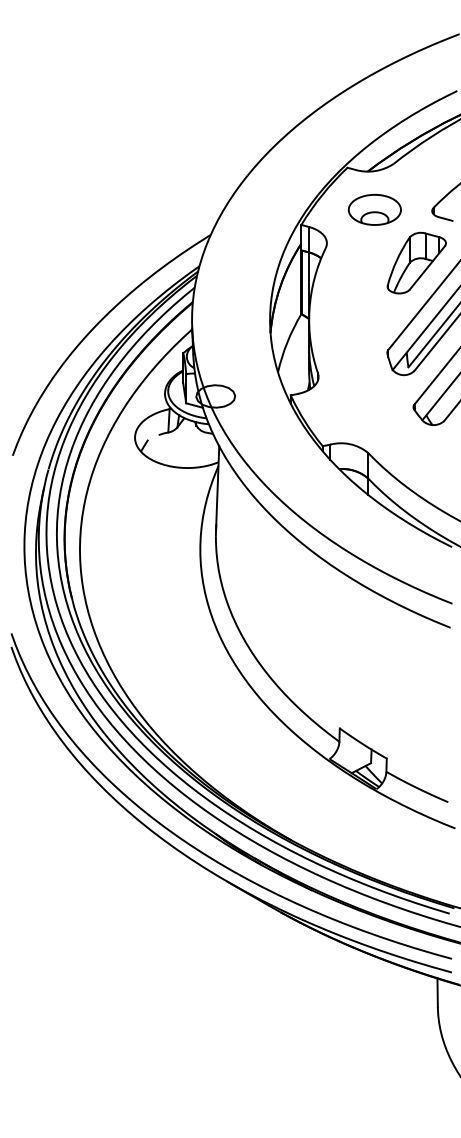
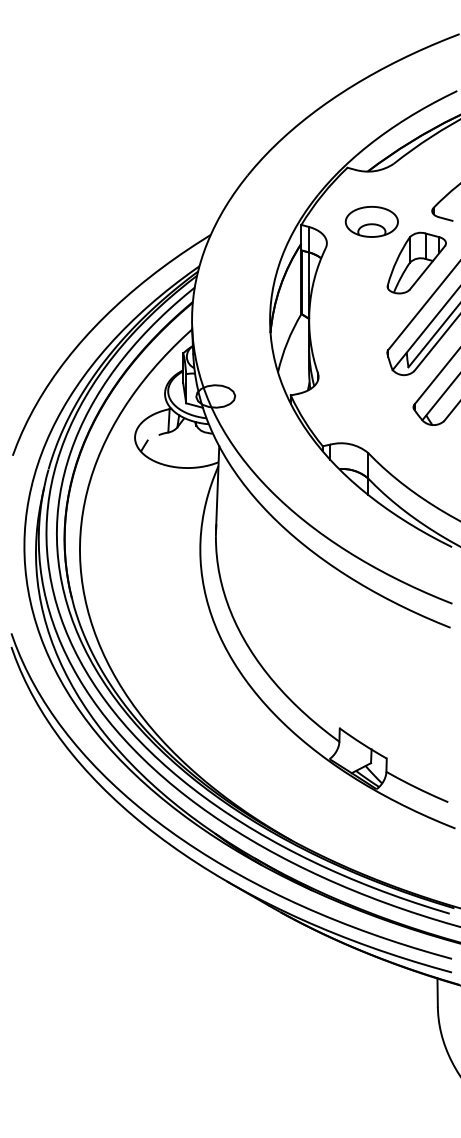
part position: (374, 209) -> (371, 221) (371, 221)
